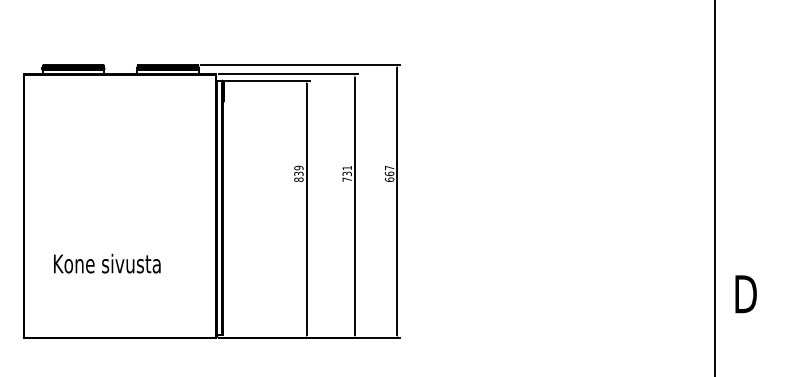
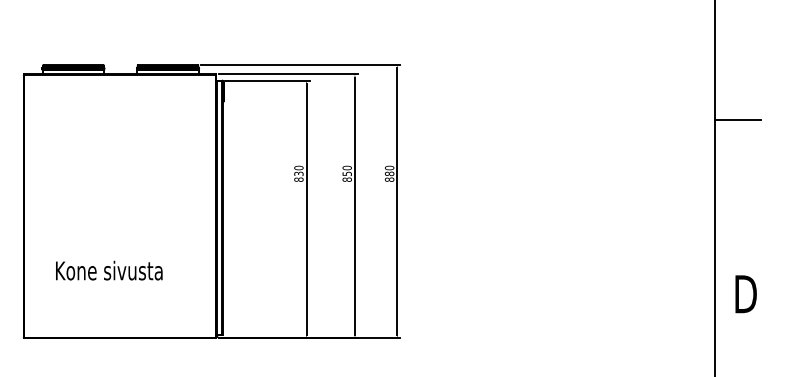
line: none -> present (737, 120)
text: 839 -> 830 (298, 168)
text: 731 -> 850 (346, 173)
text: 667 -> 880 (389, 173)
text position: (107, 263) -> (109, 270) (109, 270)
